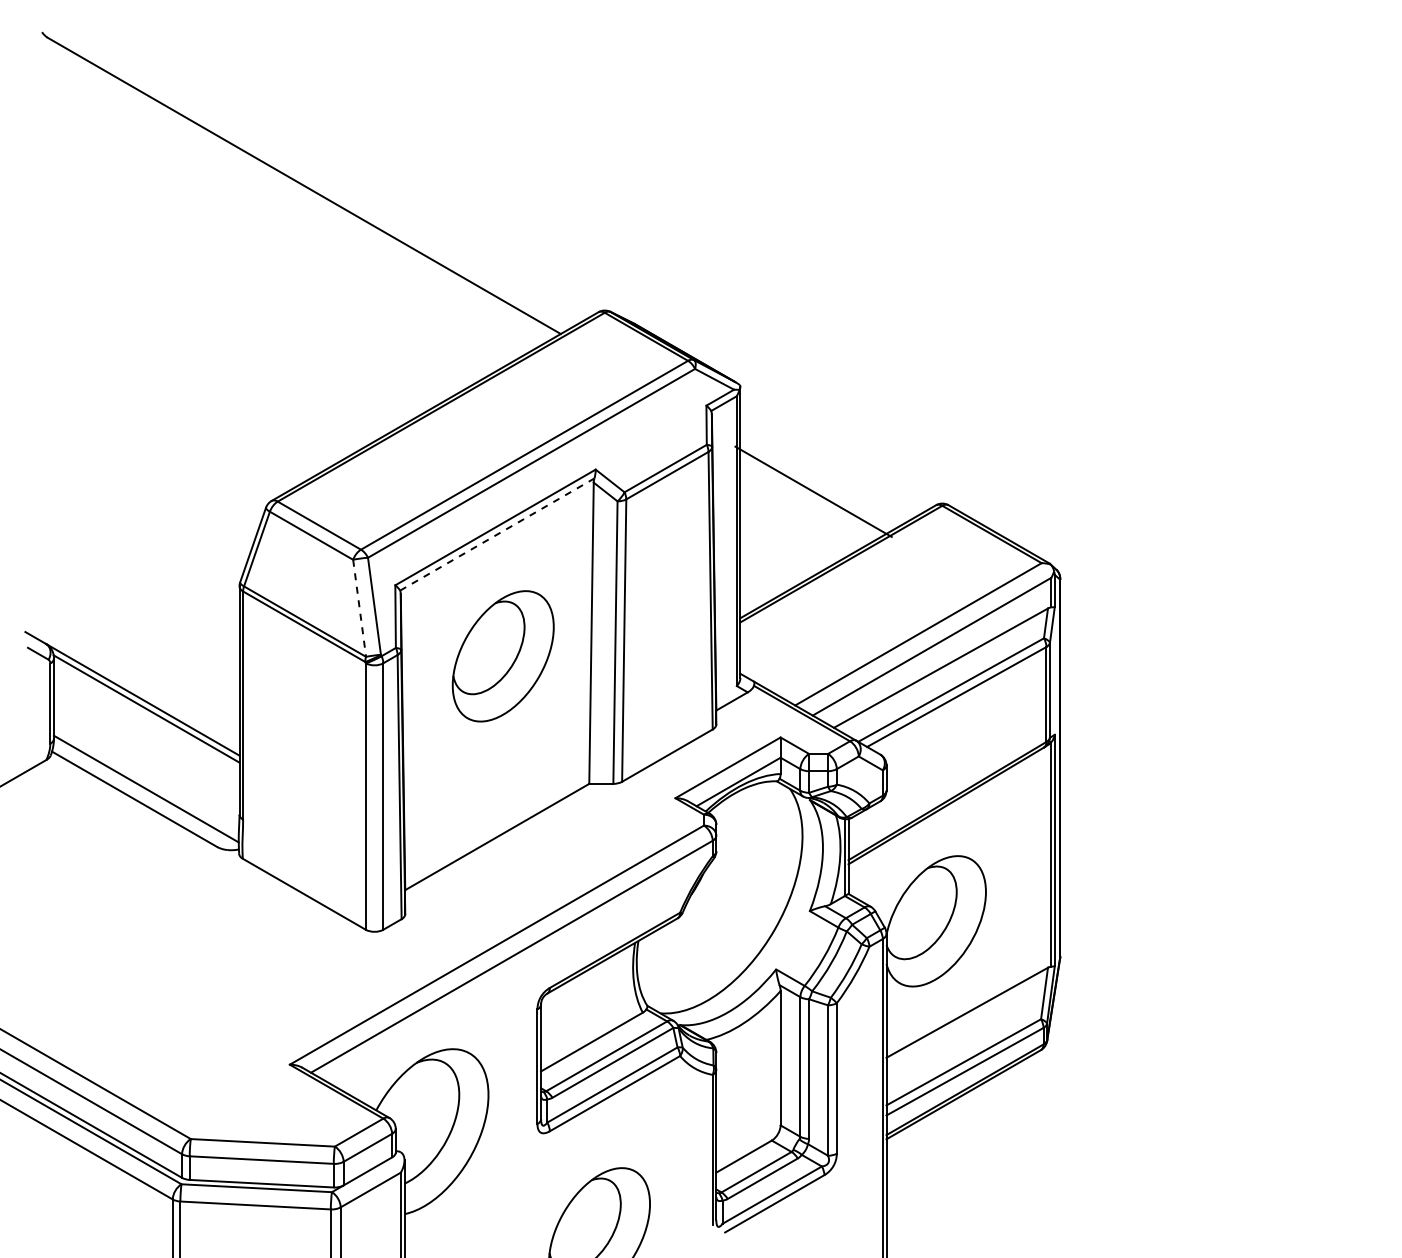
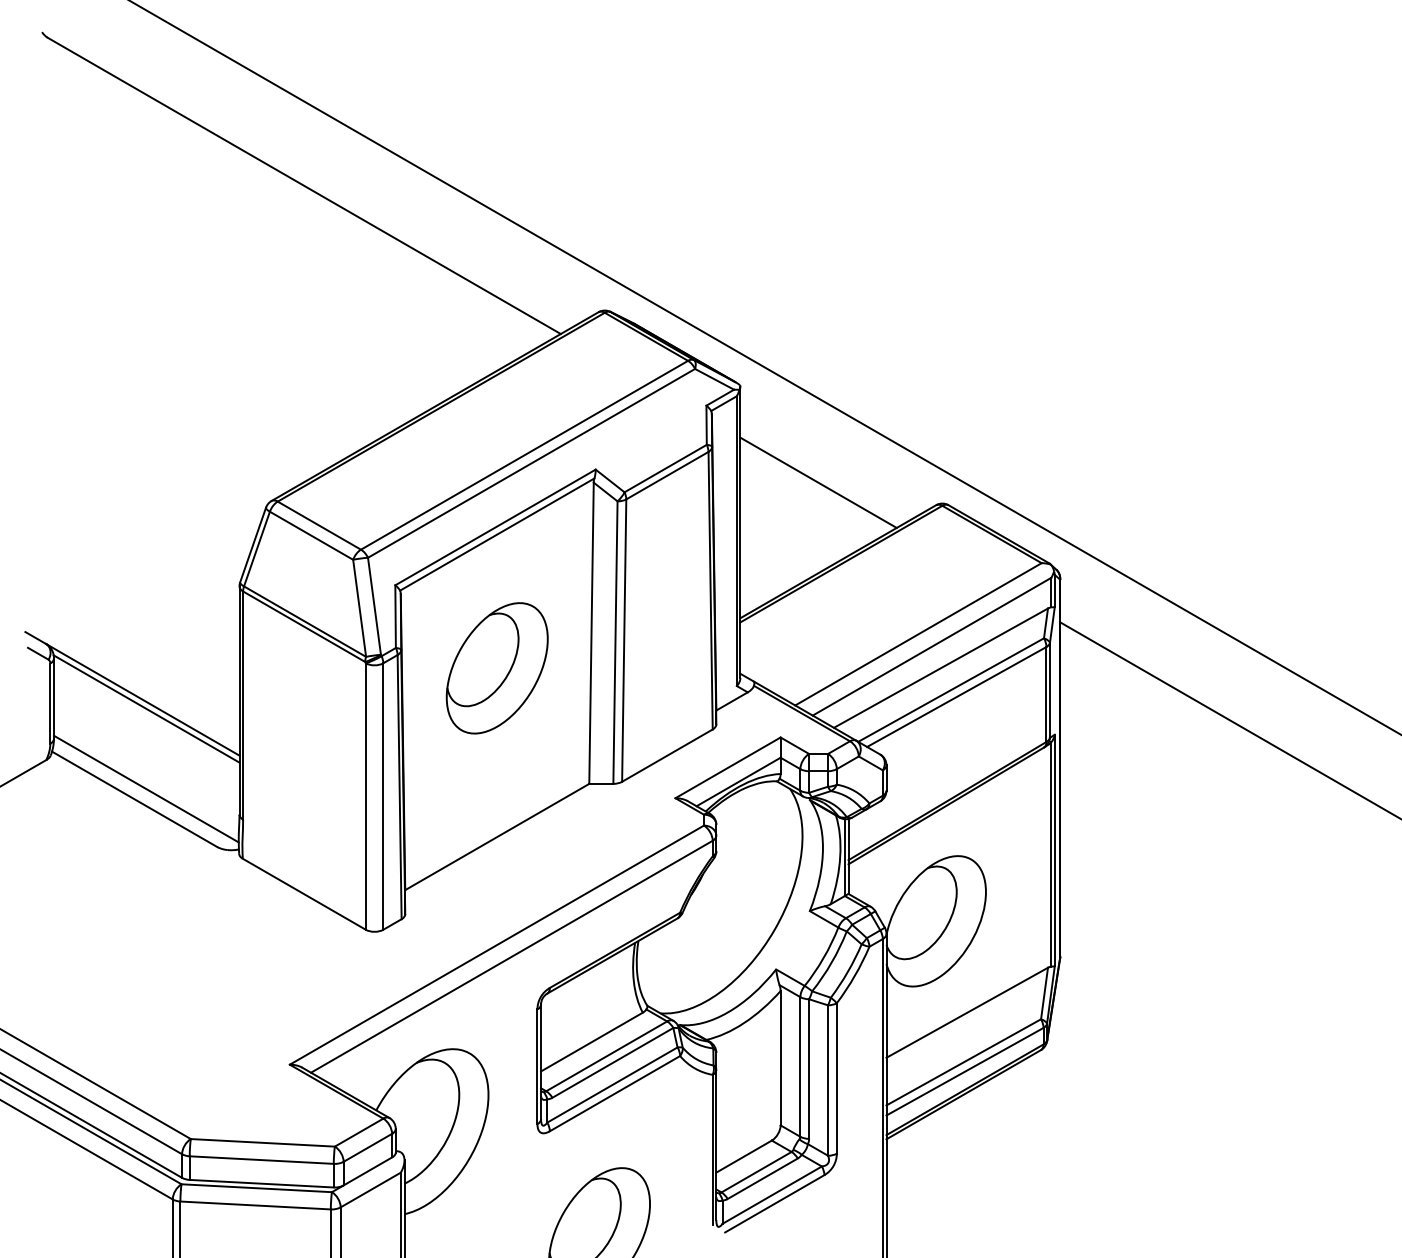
line: none -> present (765, 367)
line position: (813, 491) -> (818, 482) (818, 482)
line: dashed -> solid (497, 534)
line: dashed -> solid (359, 608)
part position: (502, 656) -> (496, 668) (496, 668)
line: none -> present (1229, 719)
